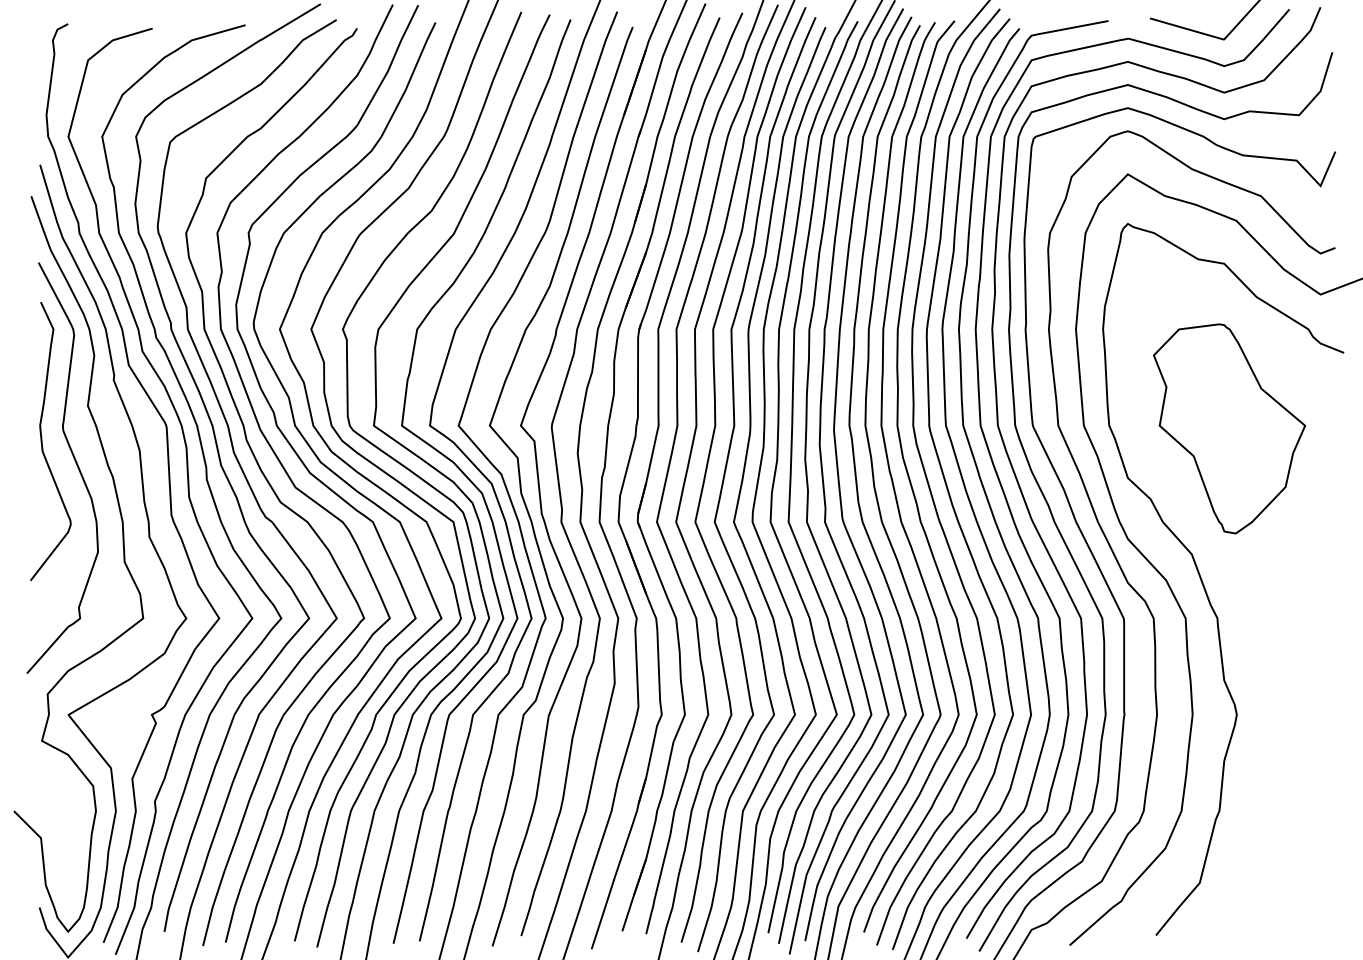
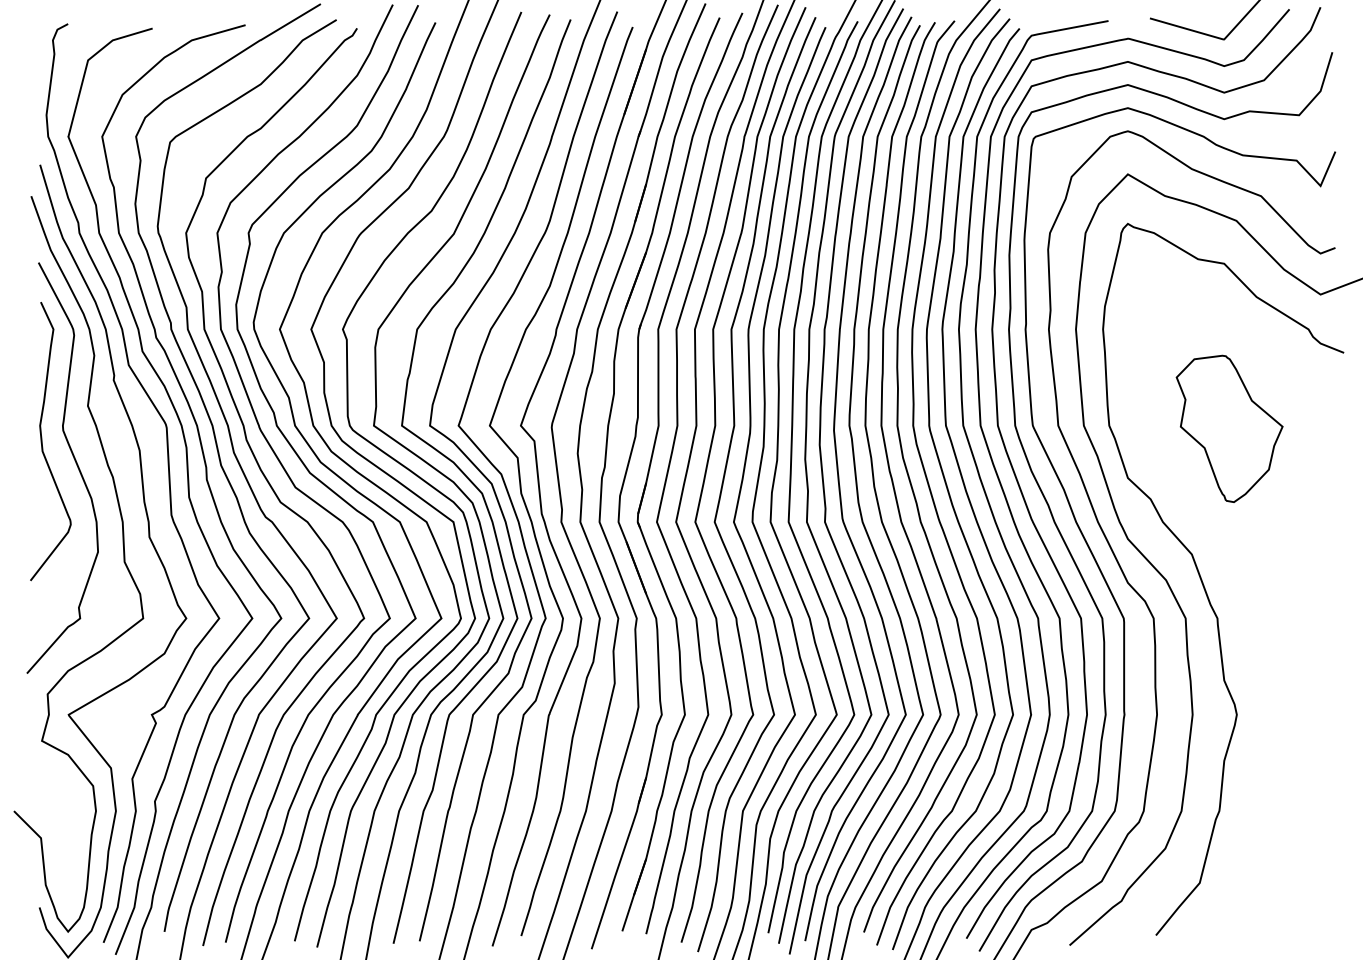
part size: 154x212 px -> 109x149 px (1229, 428)
